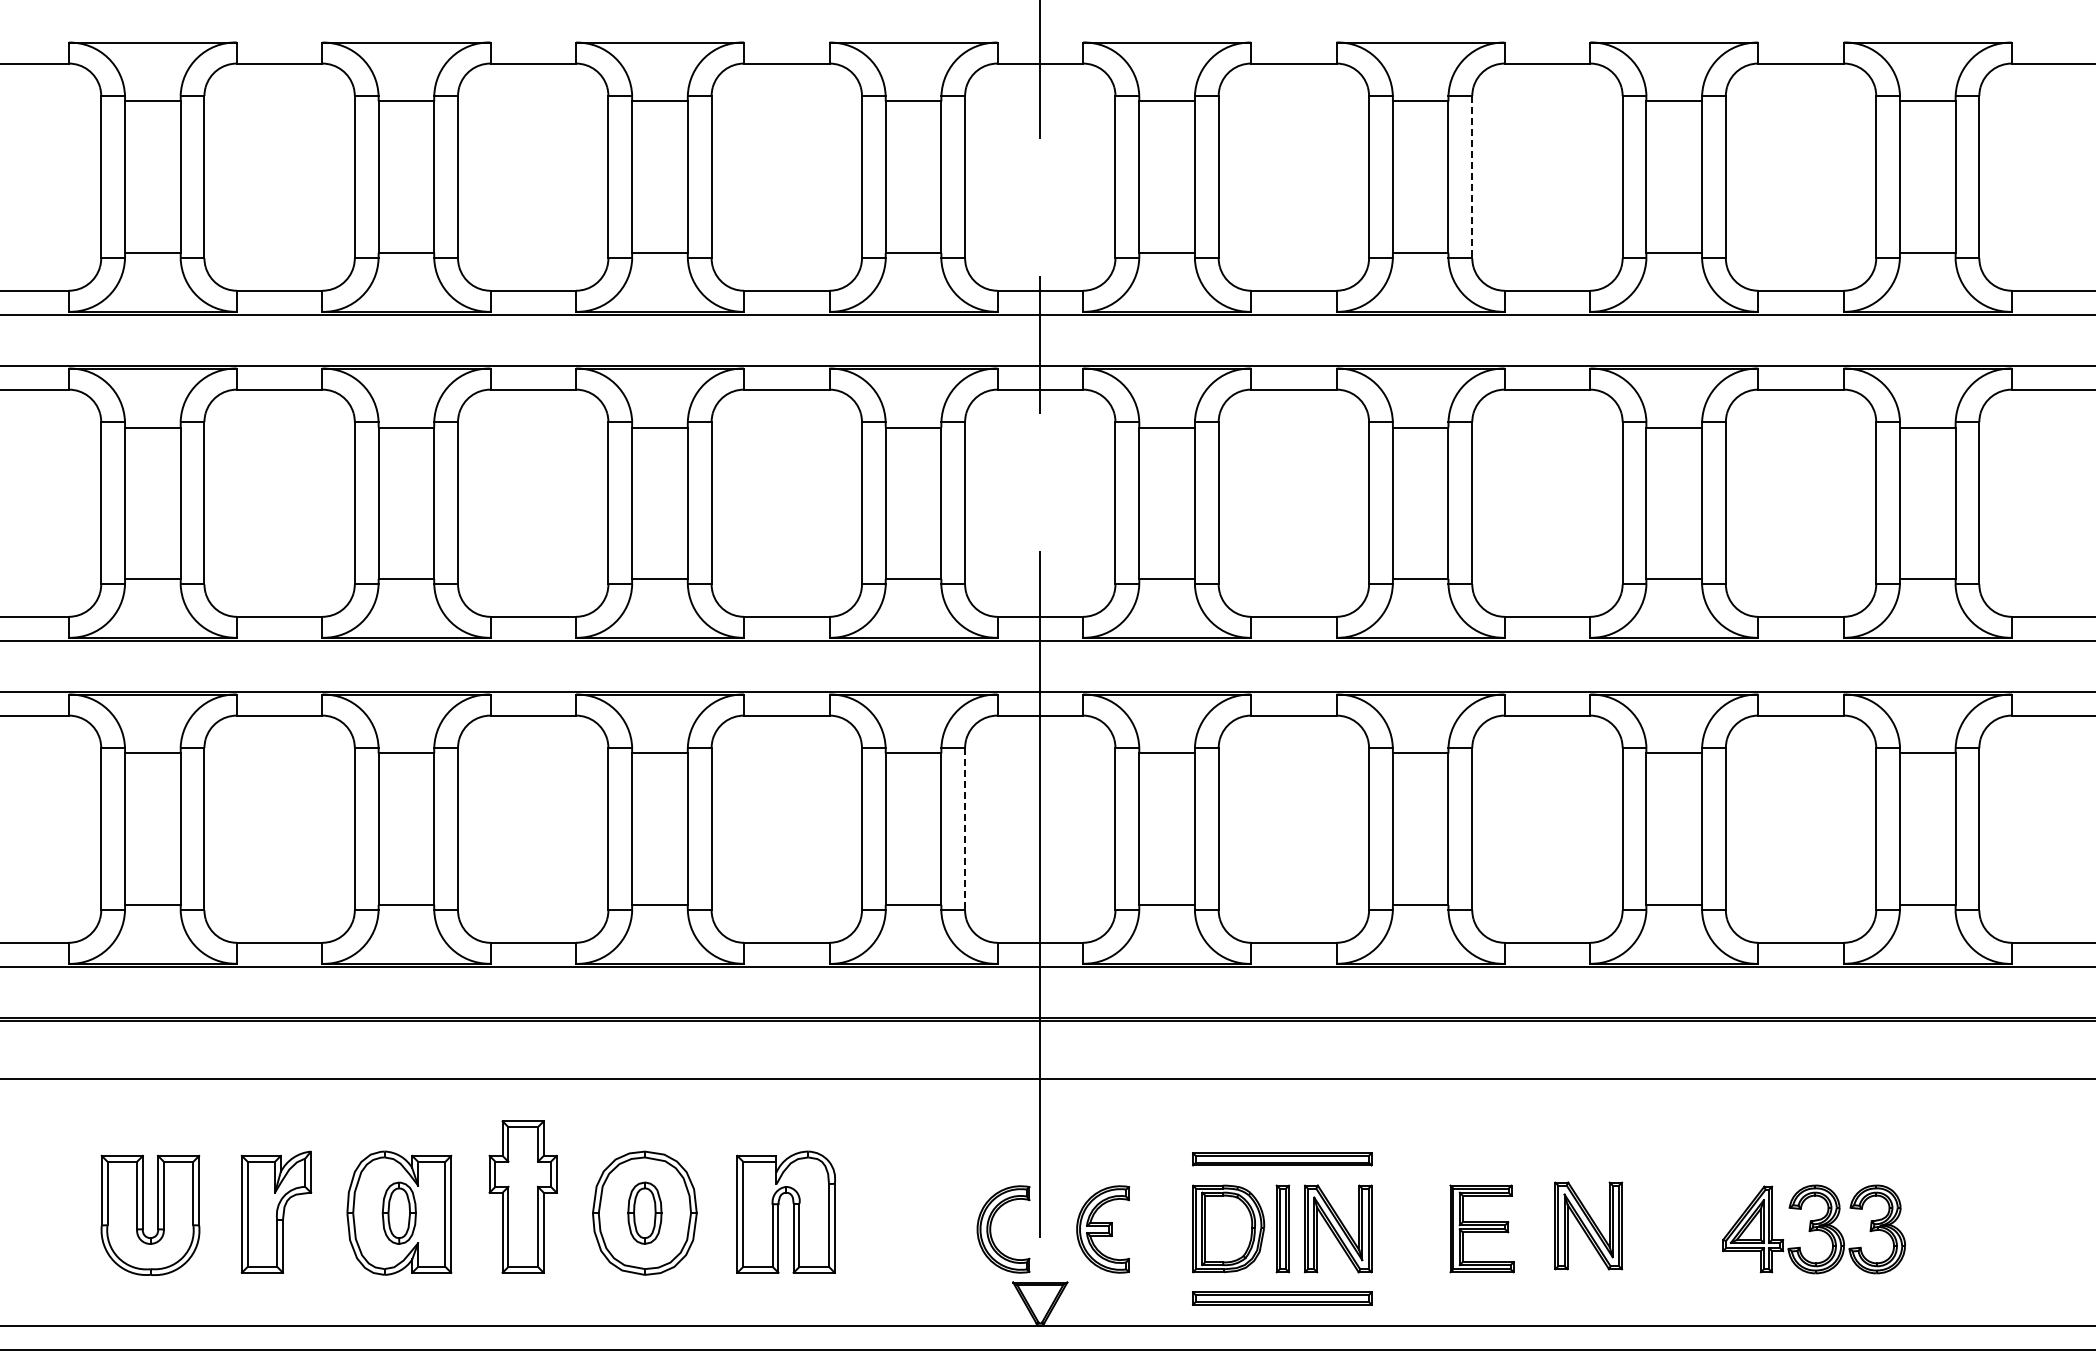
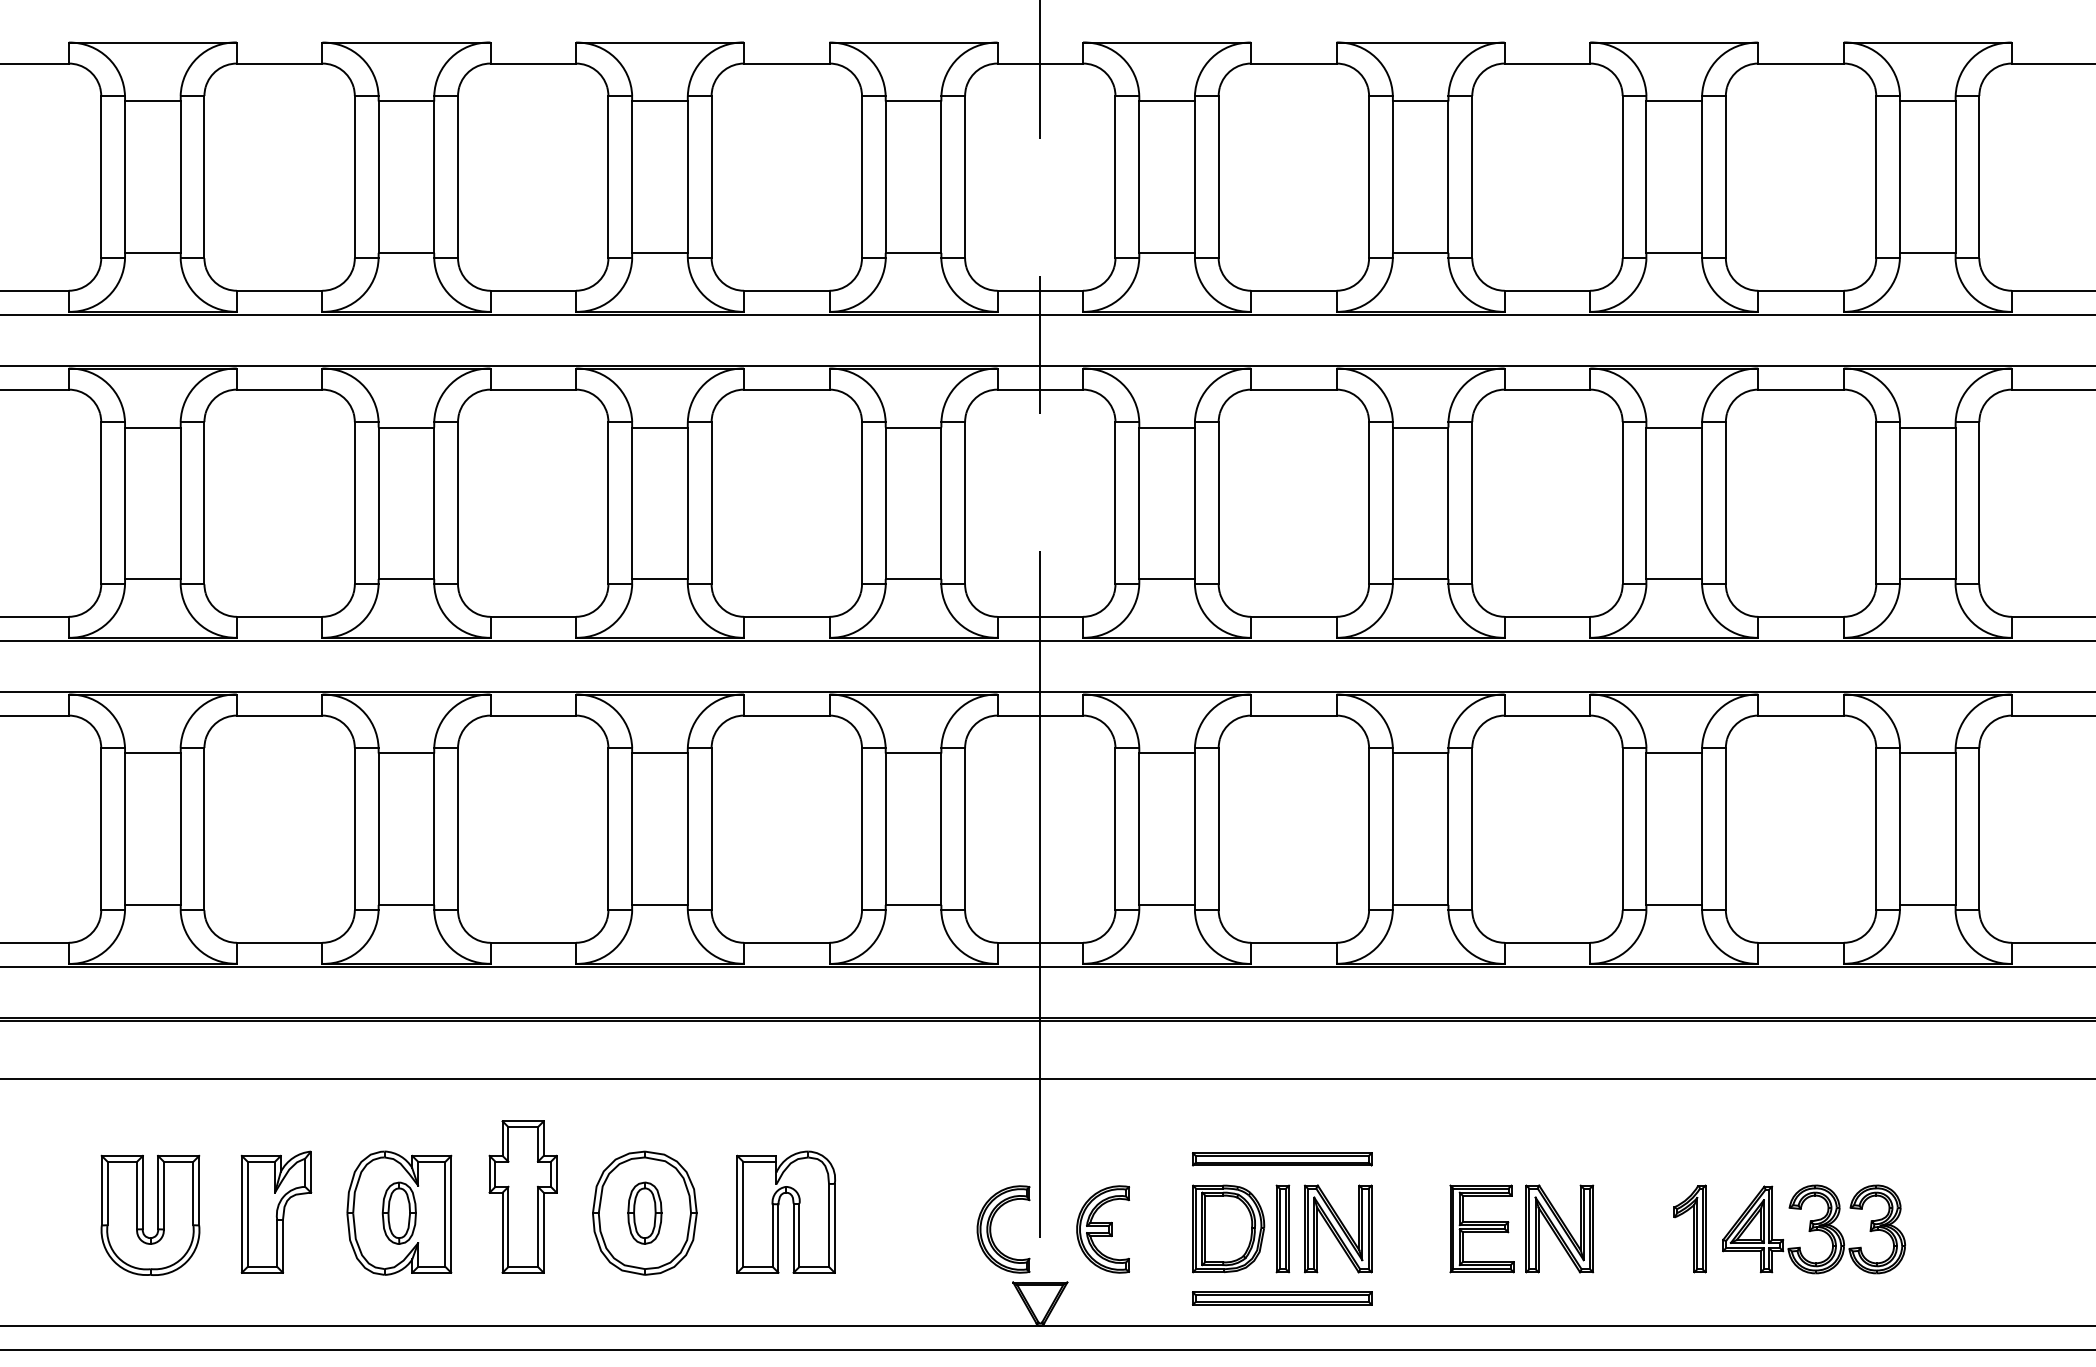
line: dashed -> solid (1472, 177)
line: dashed -> solid (965, 829)
part position: (1588, 1225) -> (1559, 1228) (1559, 1228)
part: none -> present (1689, 1228)
